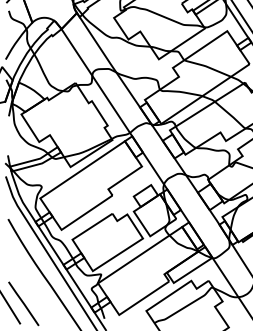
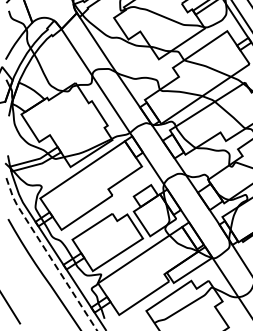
line: solid -> dashed (47, 253)
line: present -> none (23, 303)
